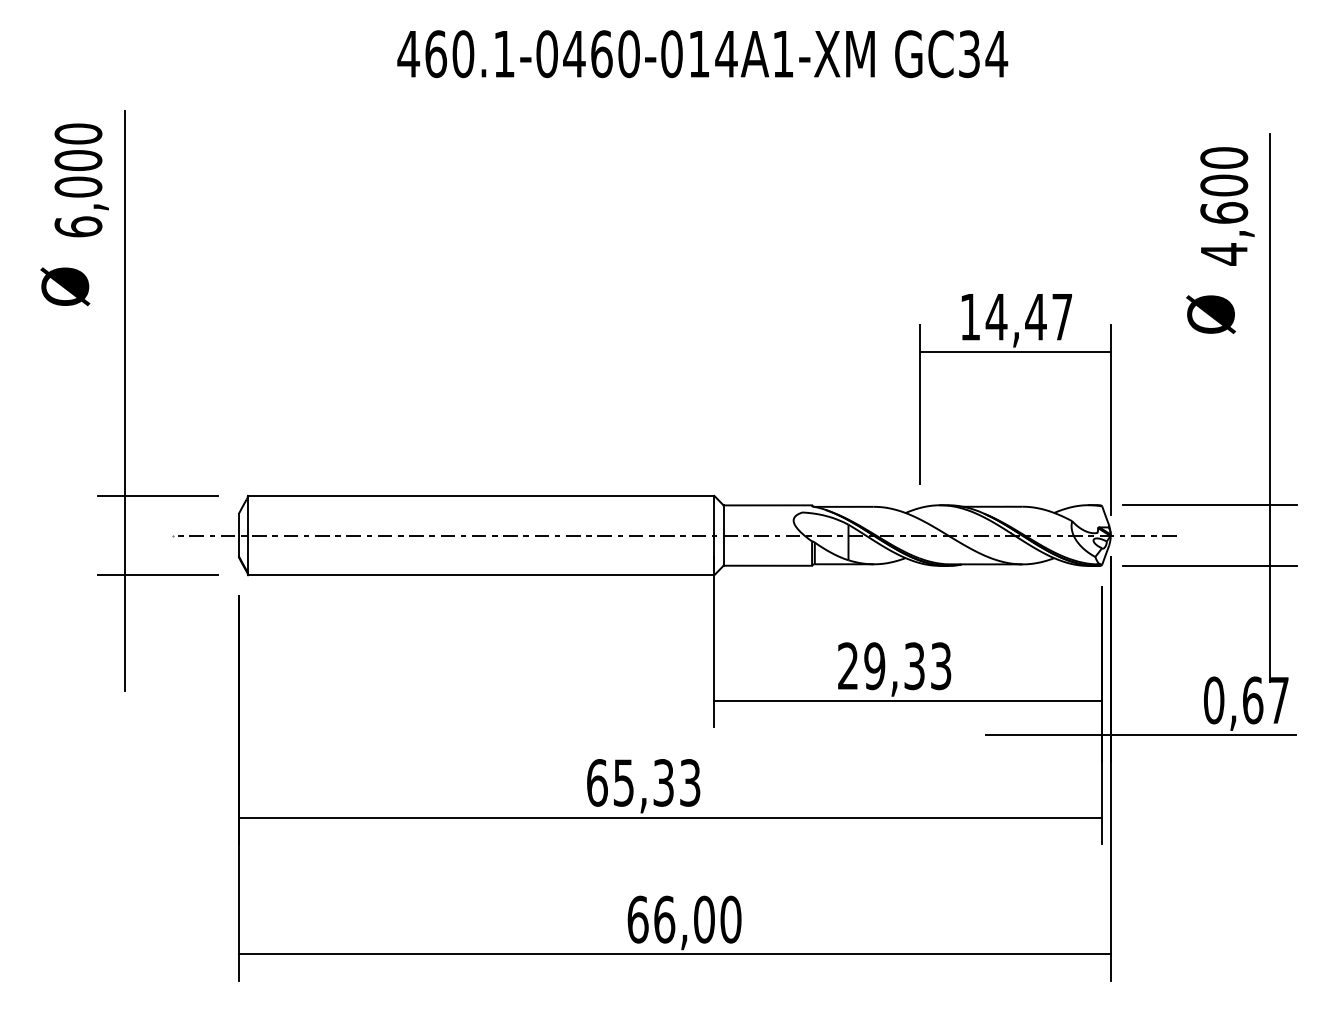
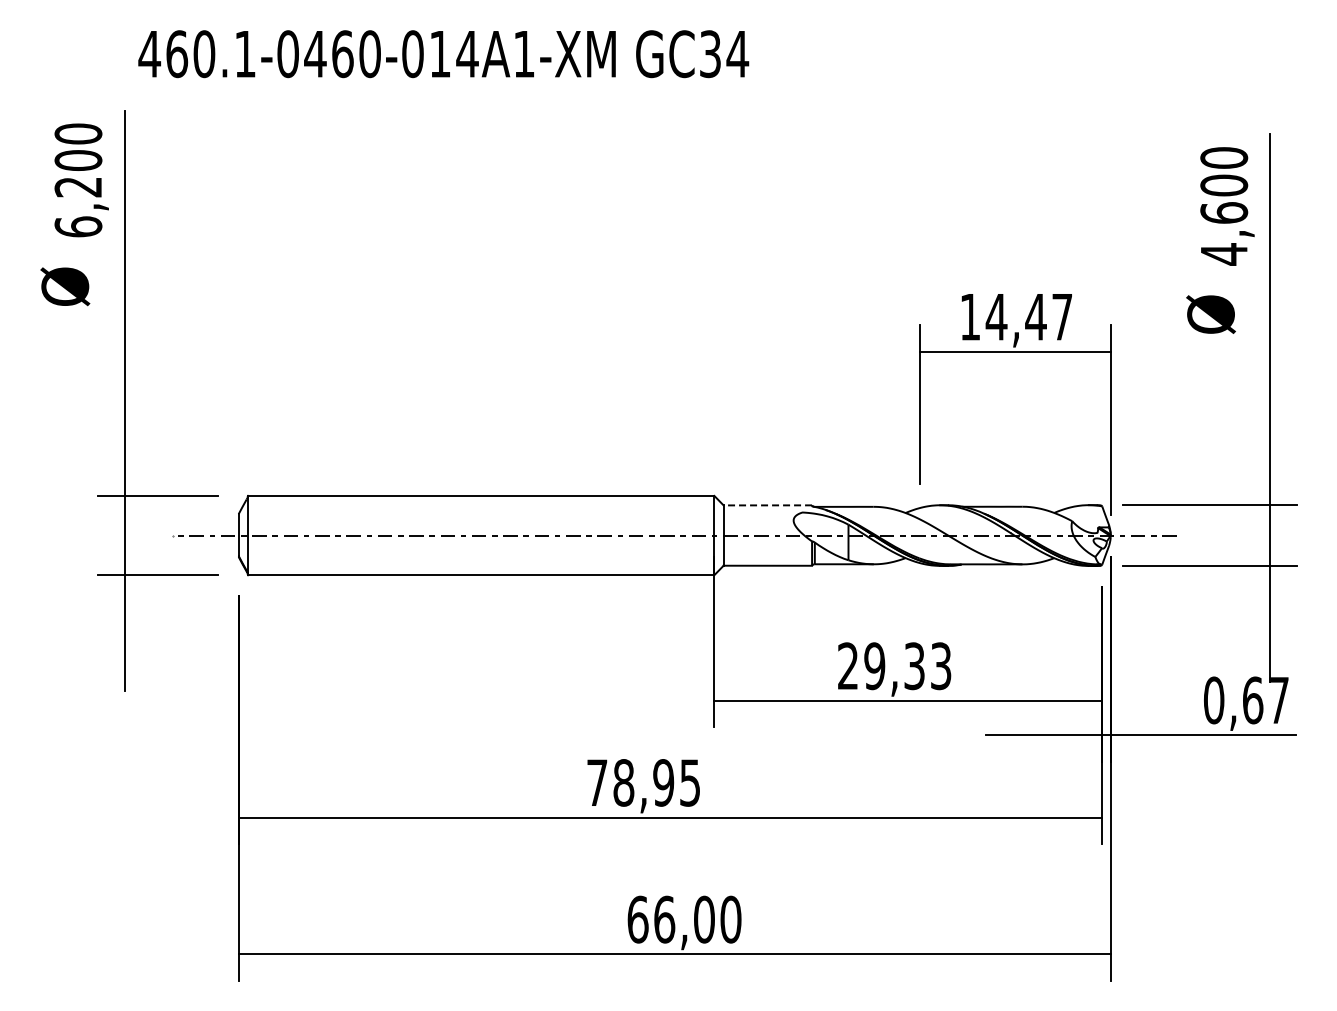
text position: (702, 54) -> (443, 54) (443, 54)
text: 6,000 -> 6,200 (78, 186)
line: solid -> dashed (767, 505)
text: 65,33 -> 78,95 (643, 782)
